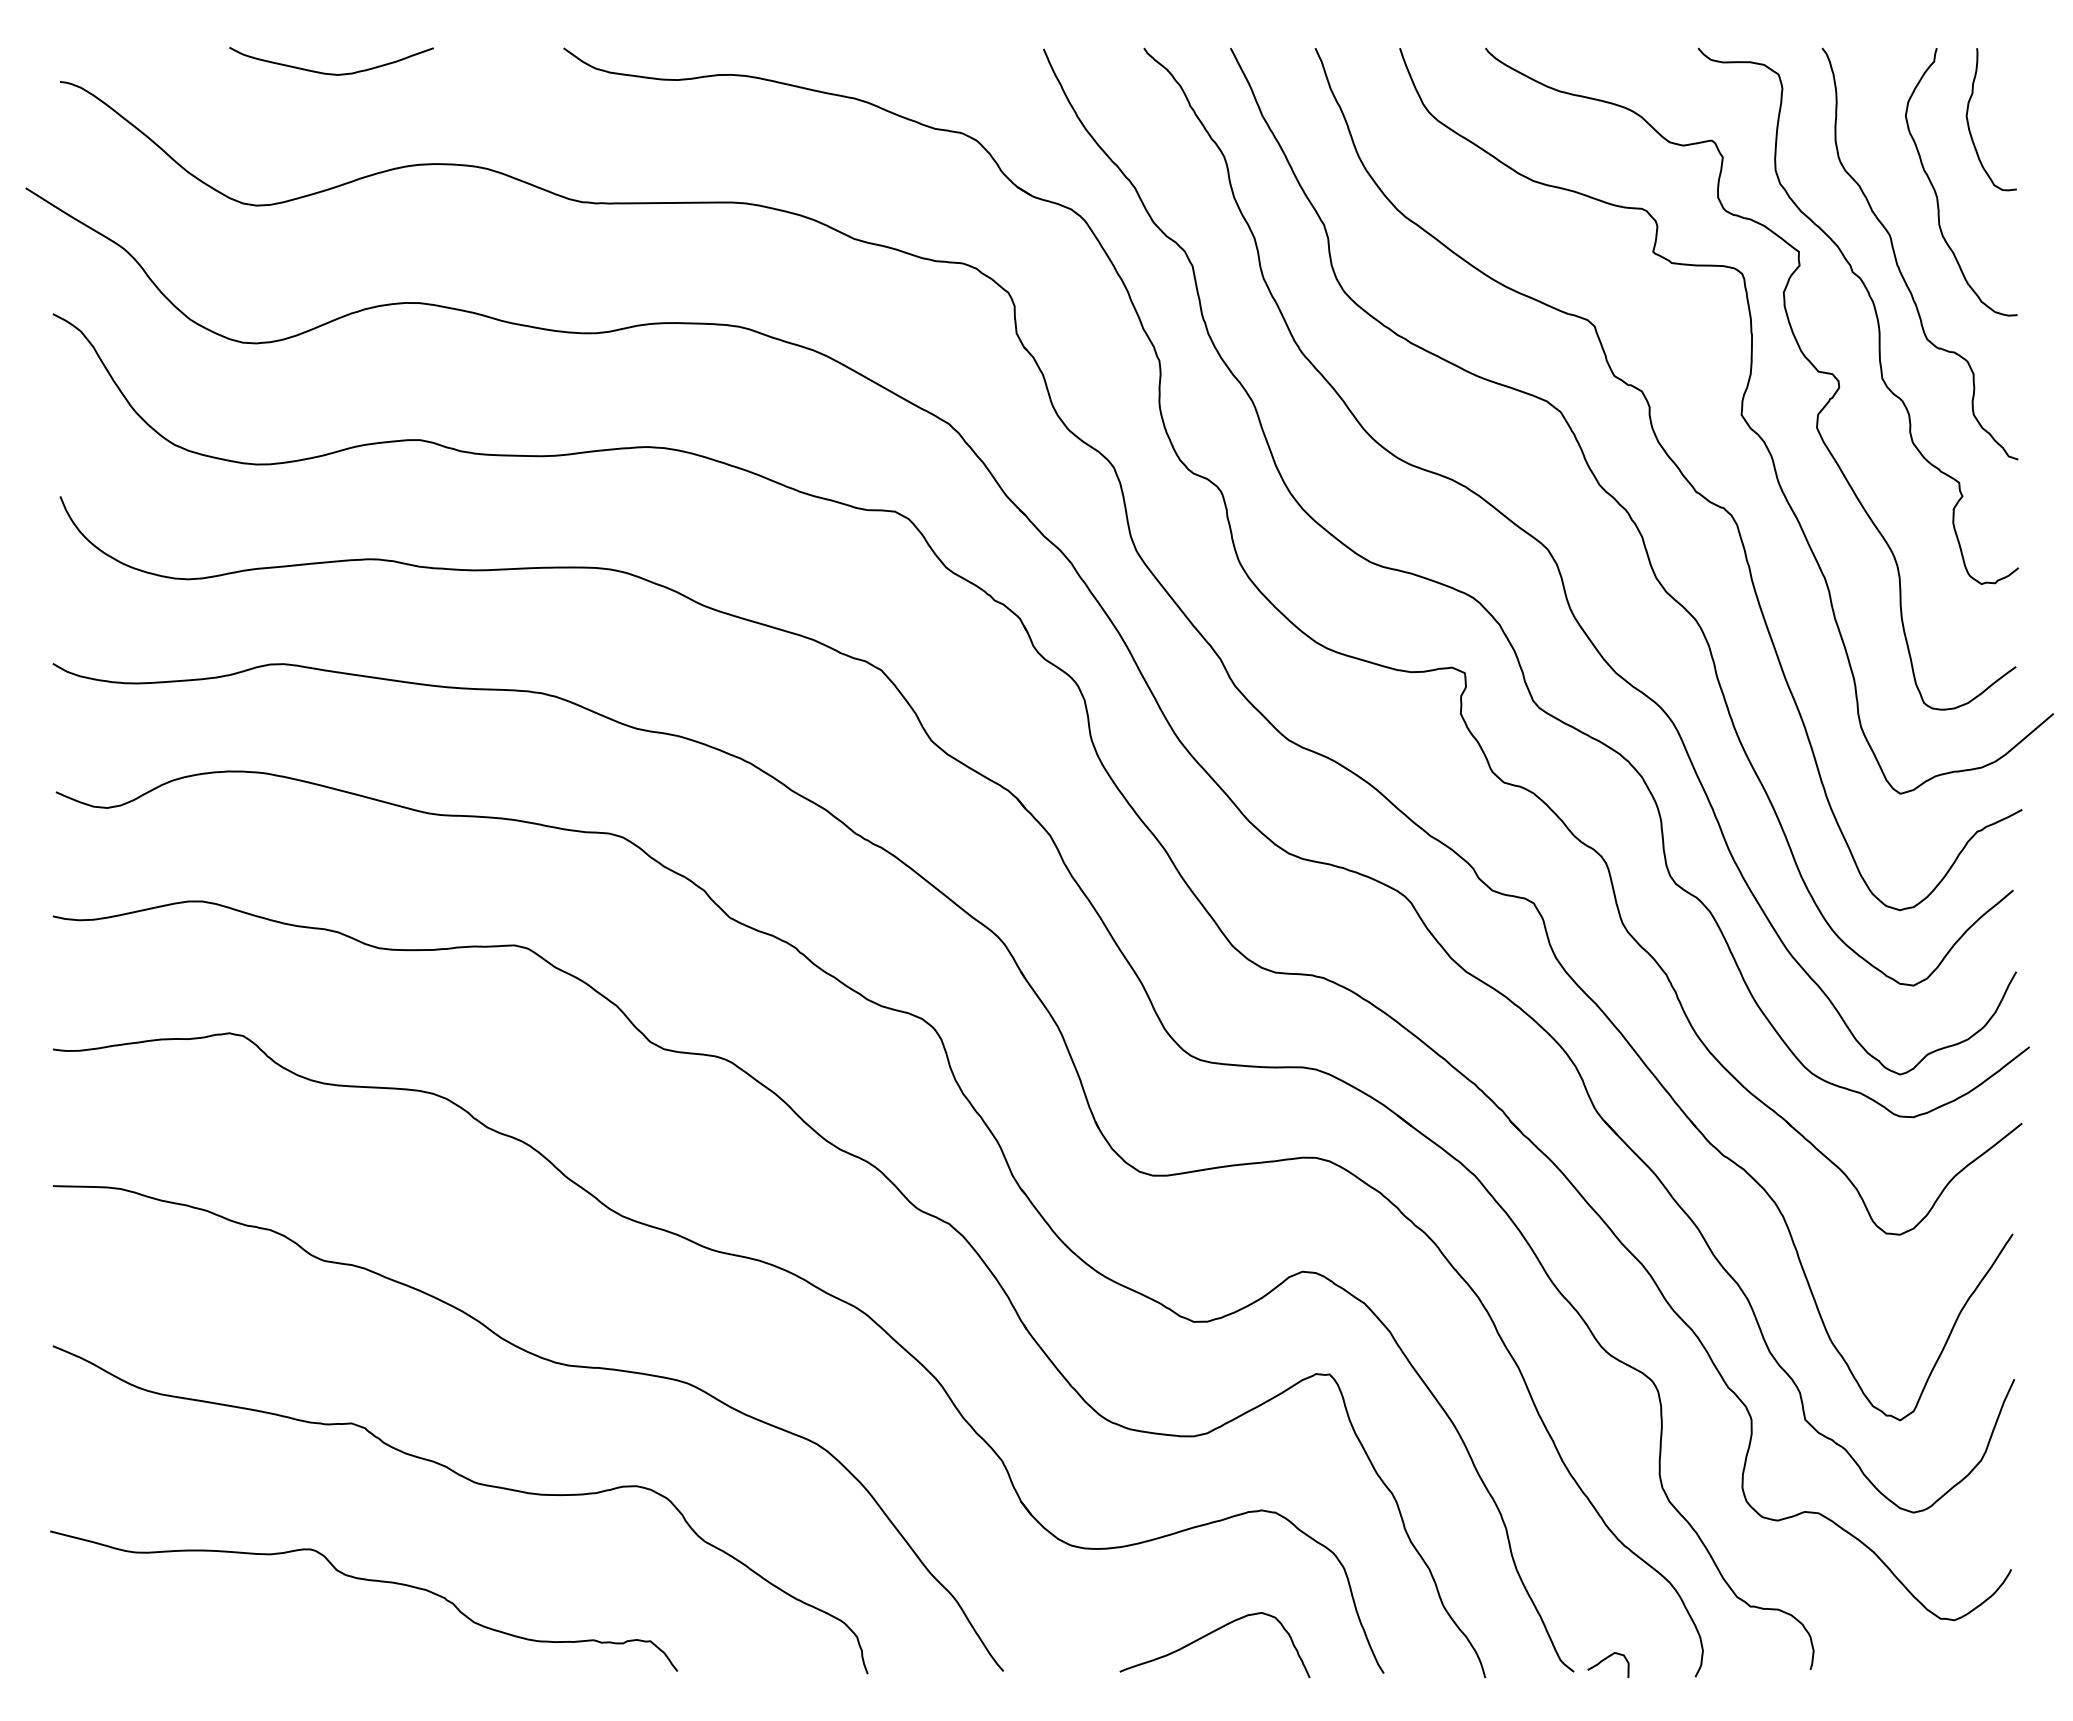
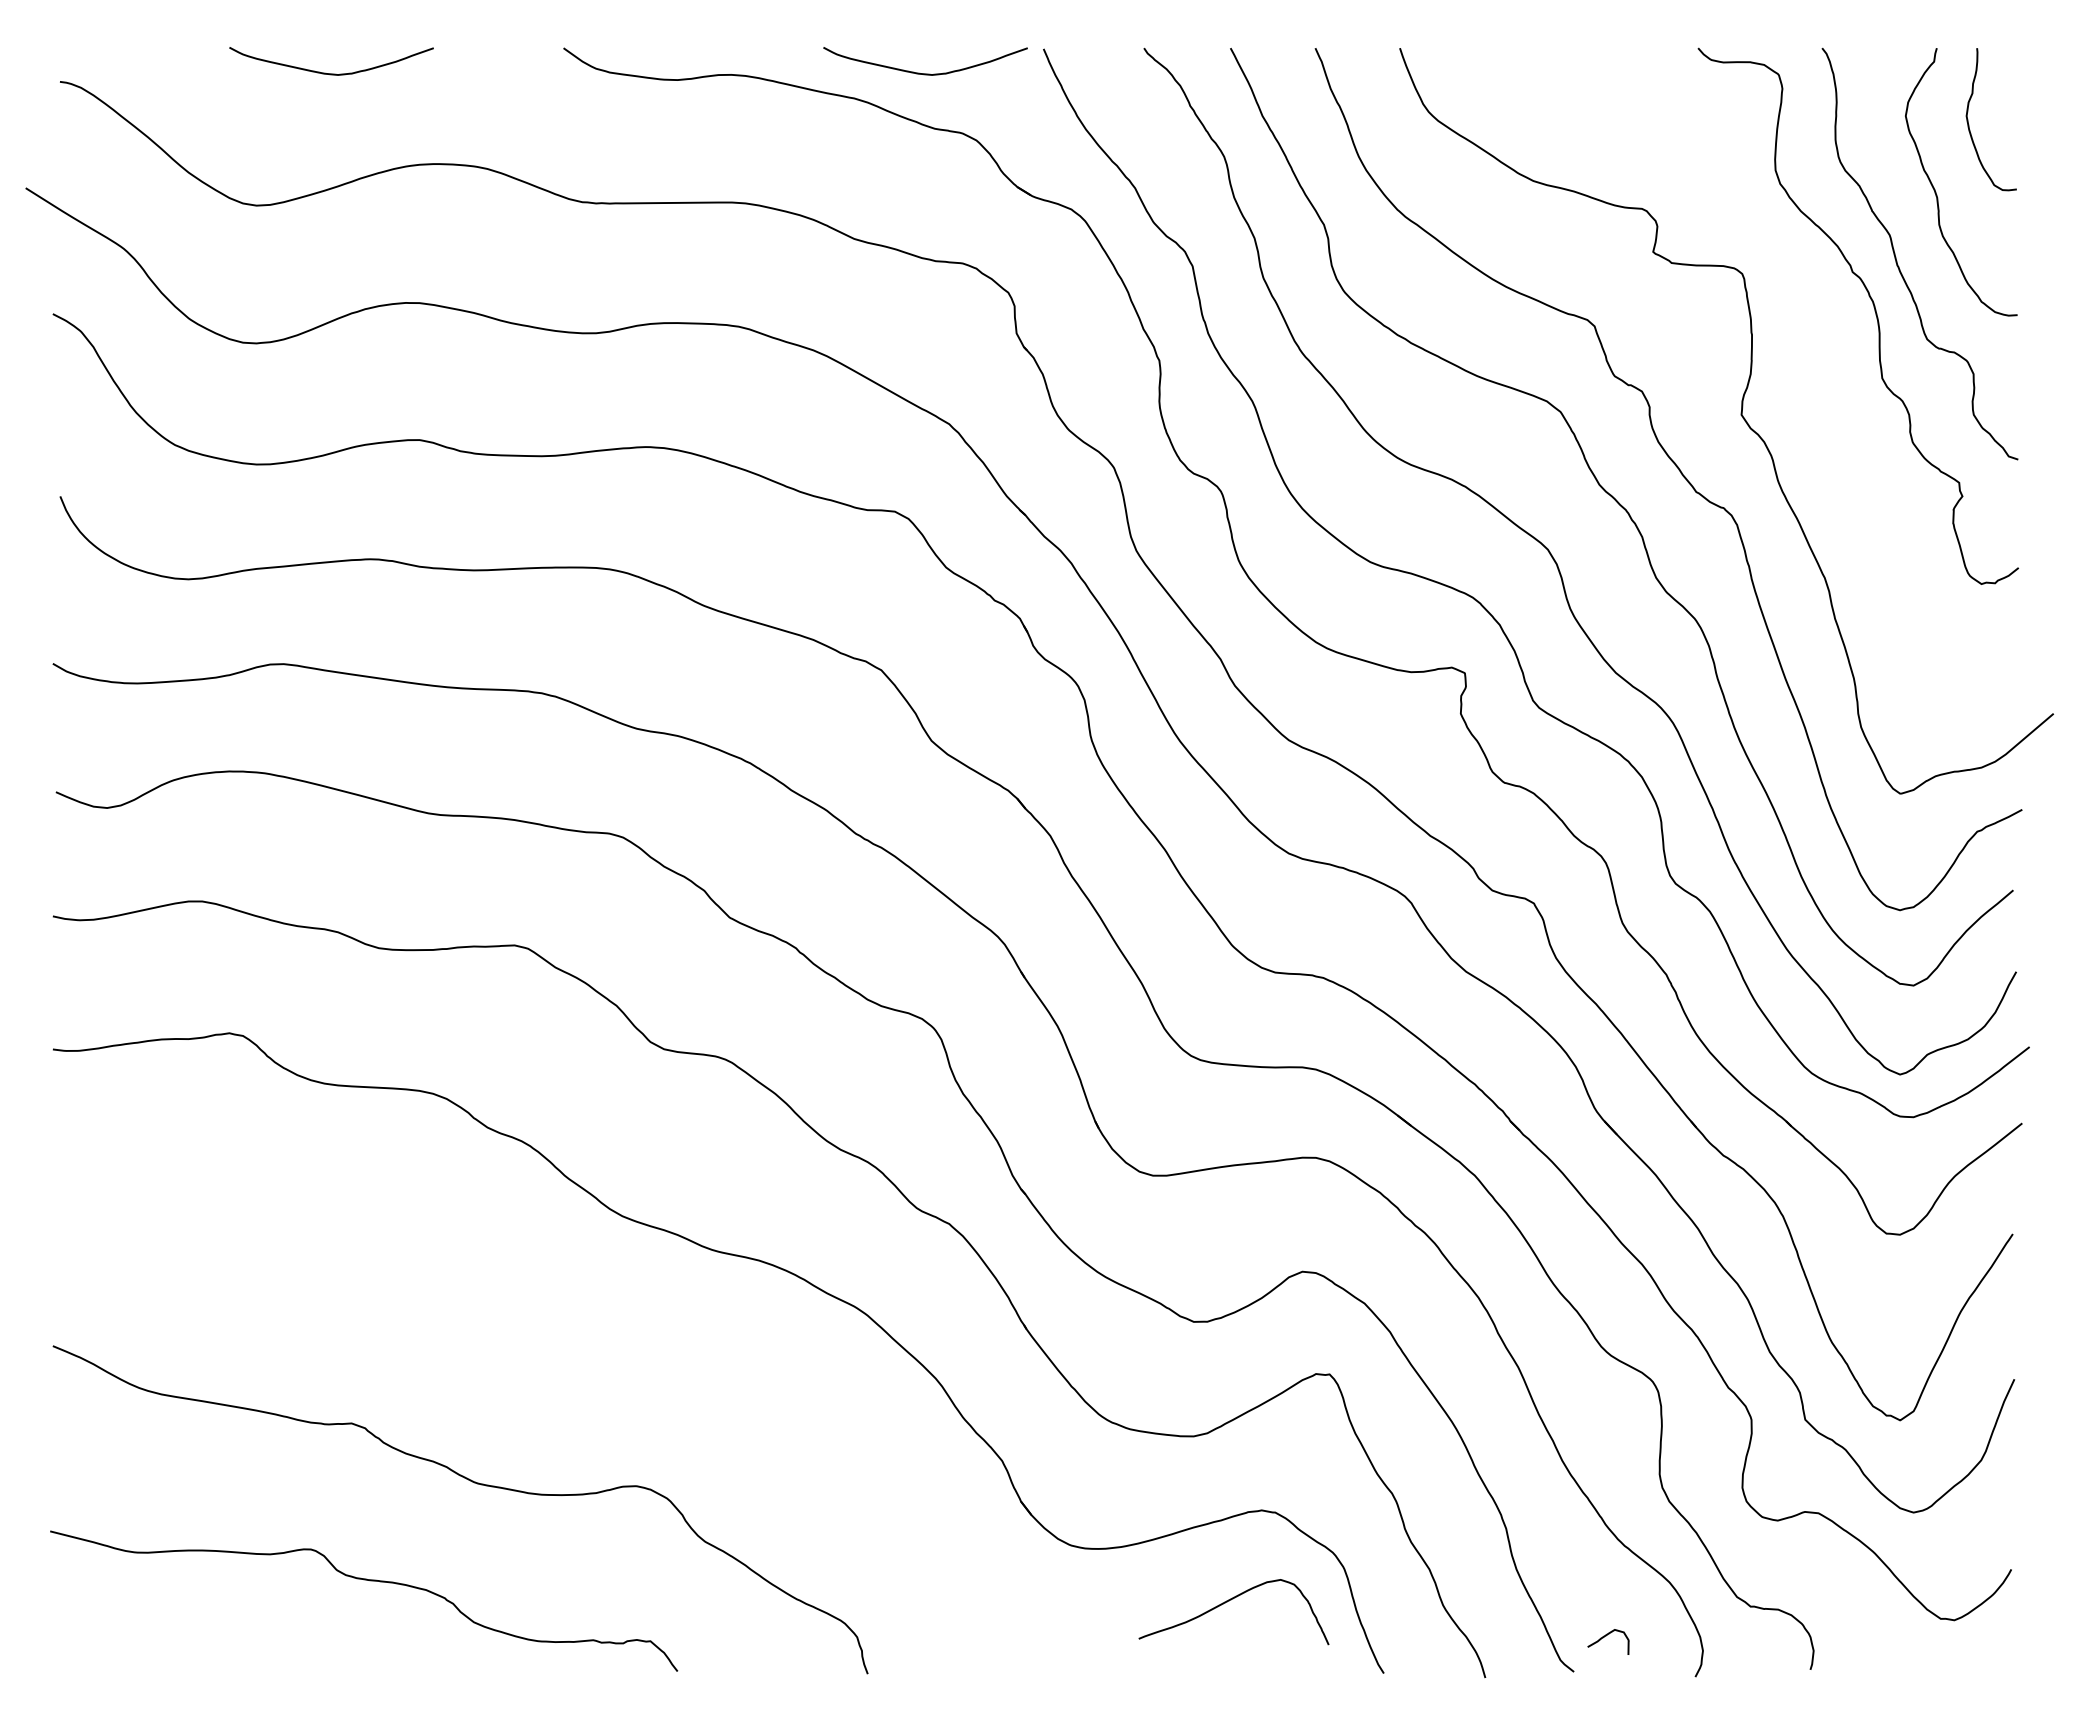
curve: none -> present (925, 73)
curve: present -> none (1799, 350)
curve: present -> none (551, 1362)
curve position: (1208, 1635) -> (1227, 1602) (1227, 1602)
curve position: (1606, 1659) -> (1606, 1636) (1606, 1636)
